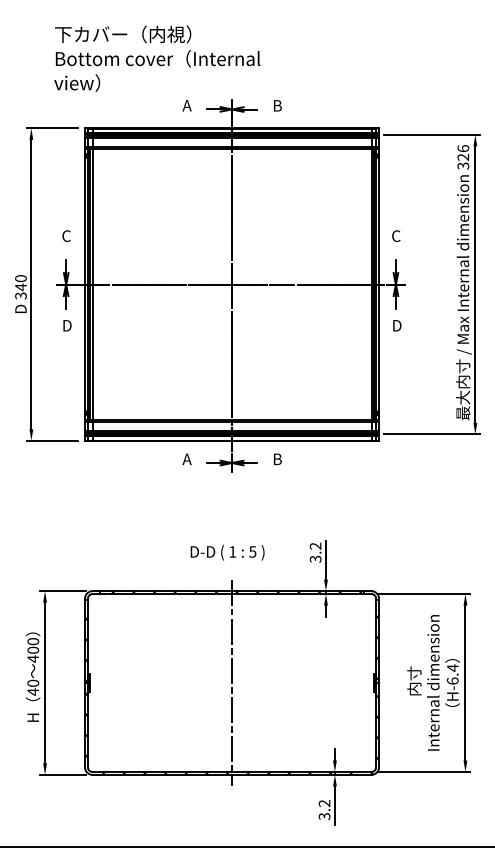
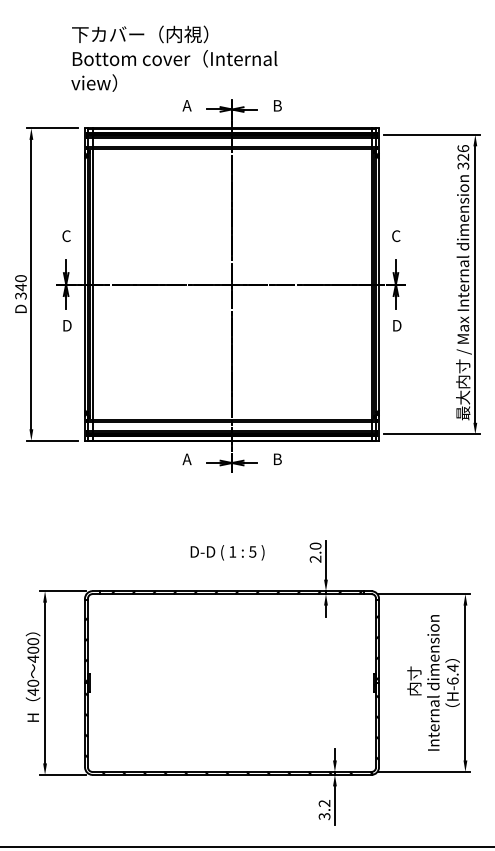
text position: (157, 58) -> (174, 58) (174, 58)
text: 3.2 -> 2.0 (315, 552)
line: present -> none (232, 682)
